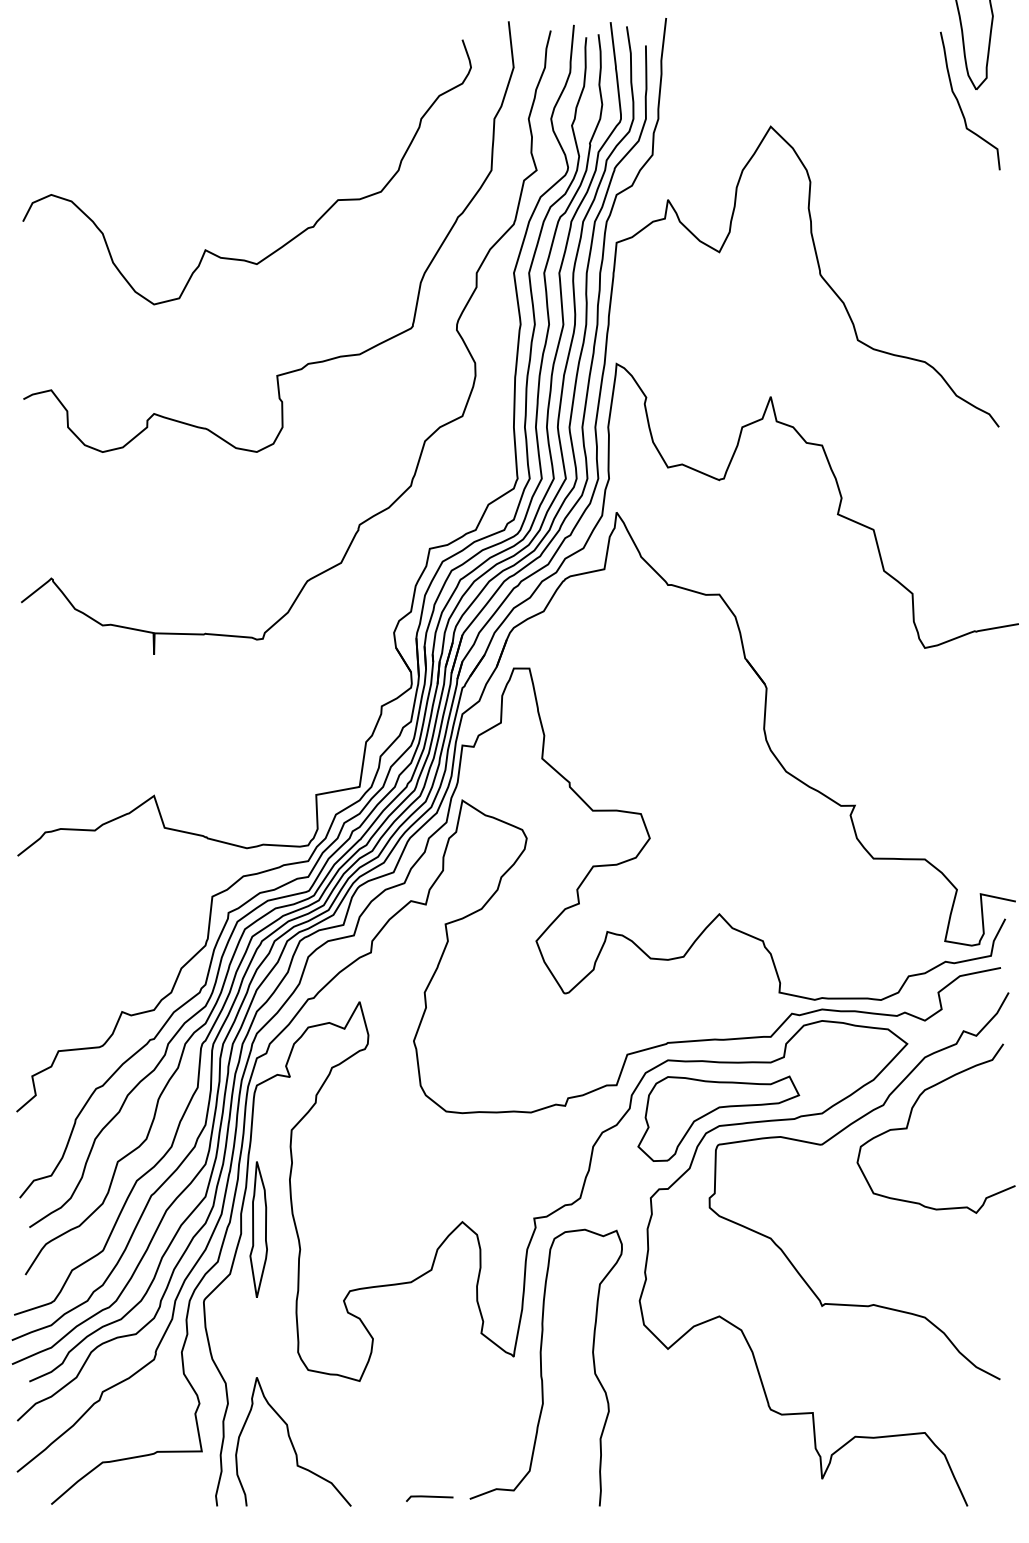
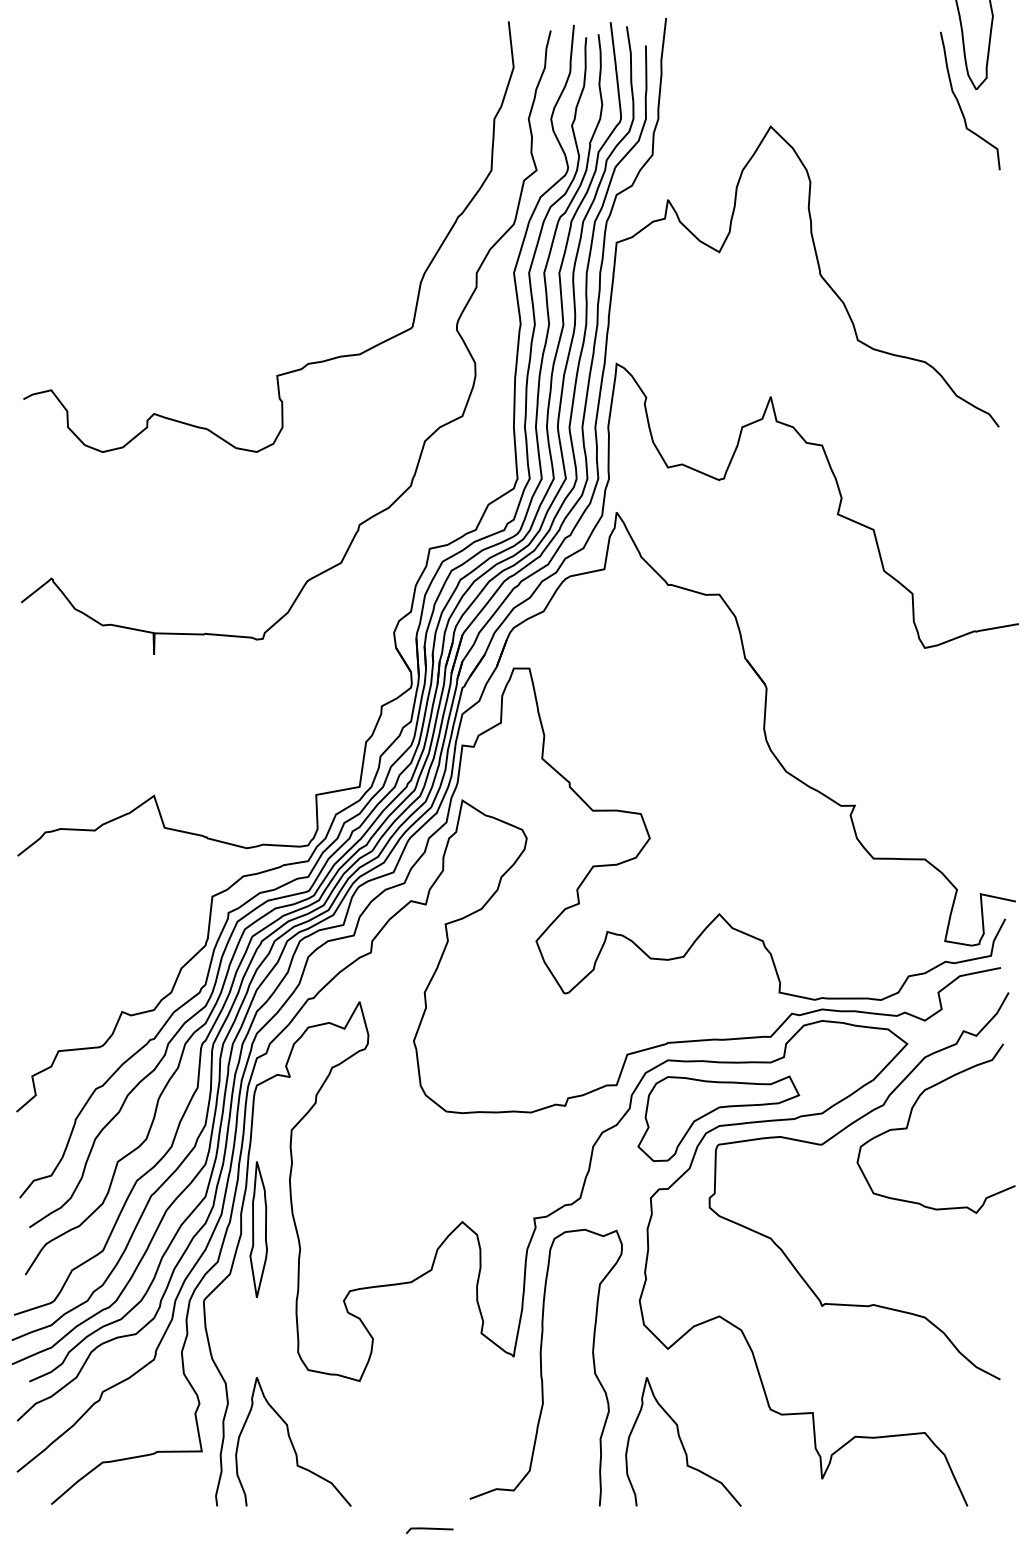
curve: present -> none (294, 236)
curve: none -> present (682, 1441)
line position: (429, 1497) -> (429, 1529) (429, 1529)
